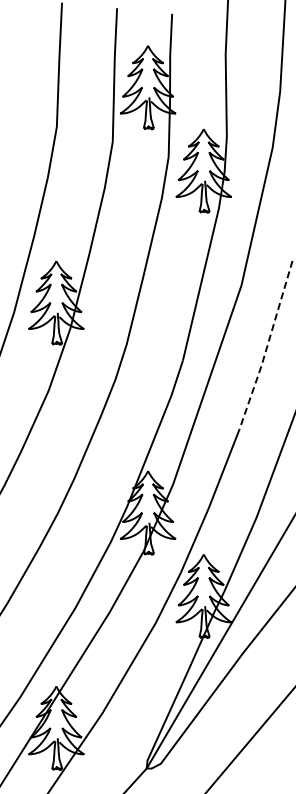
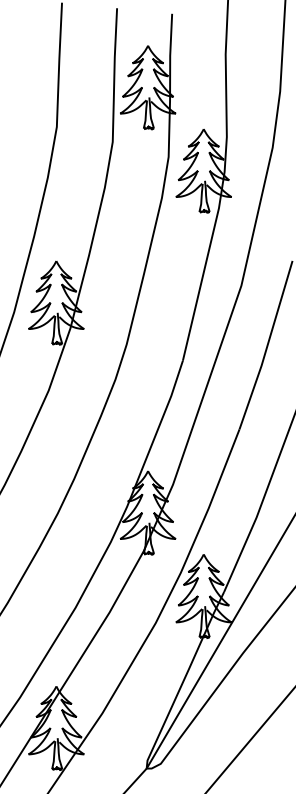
line: dashed -> solid (267, 346)
